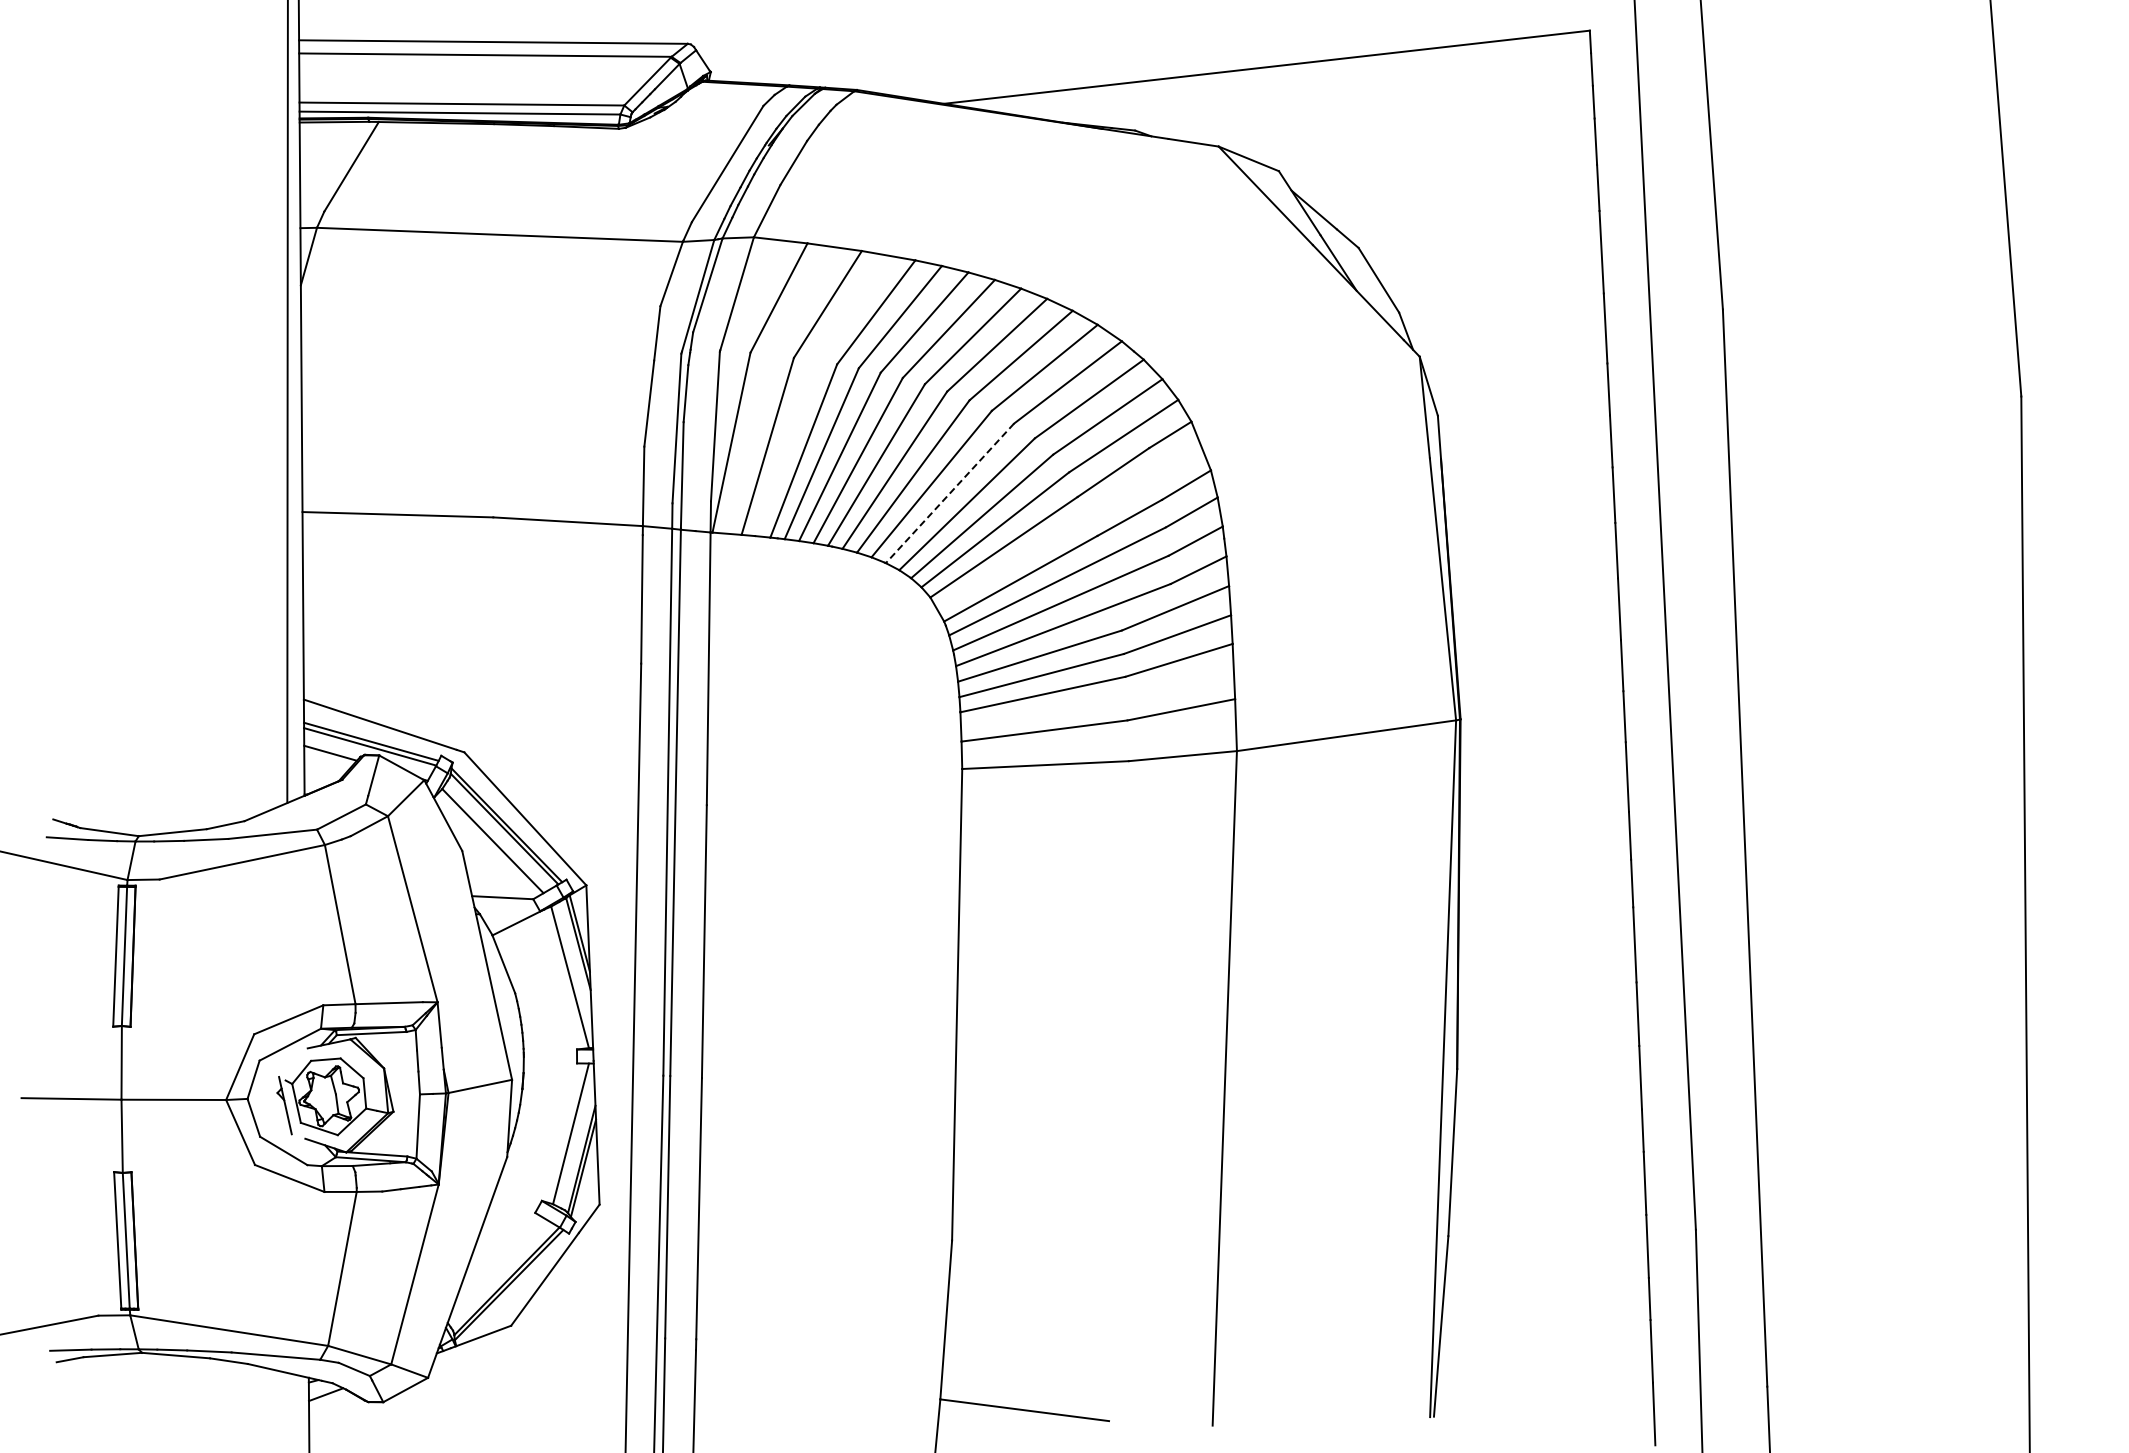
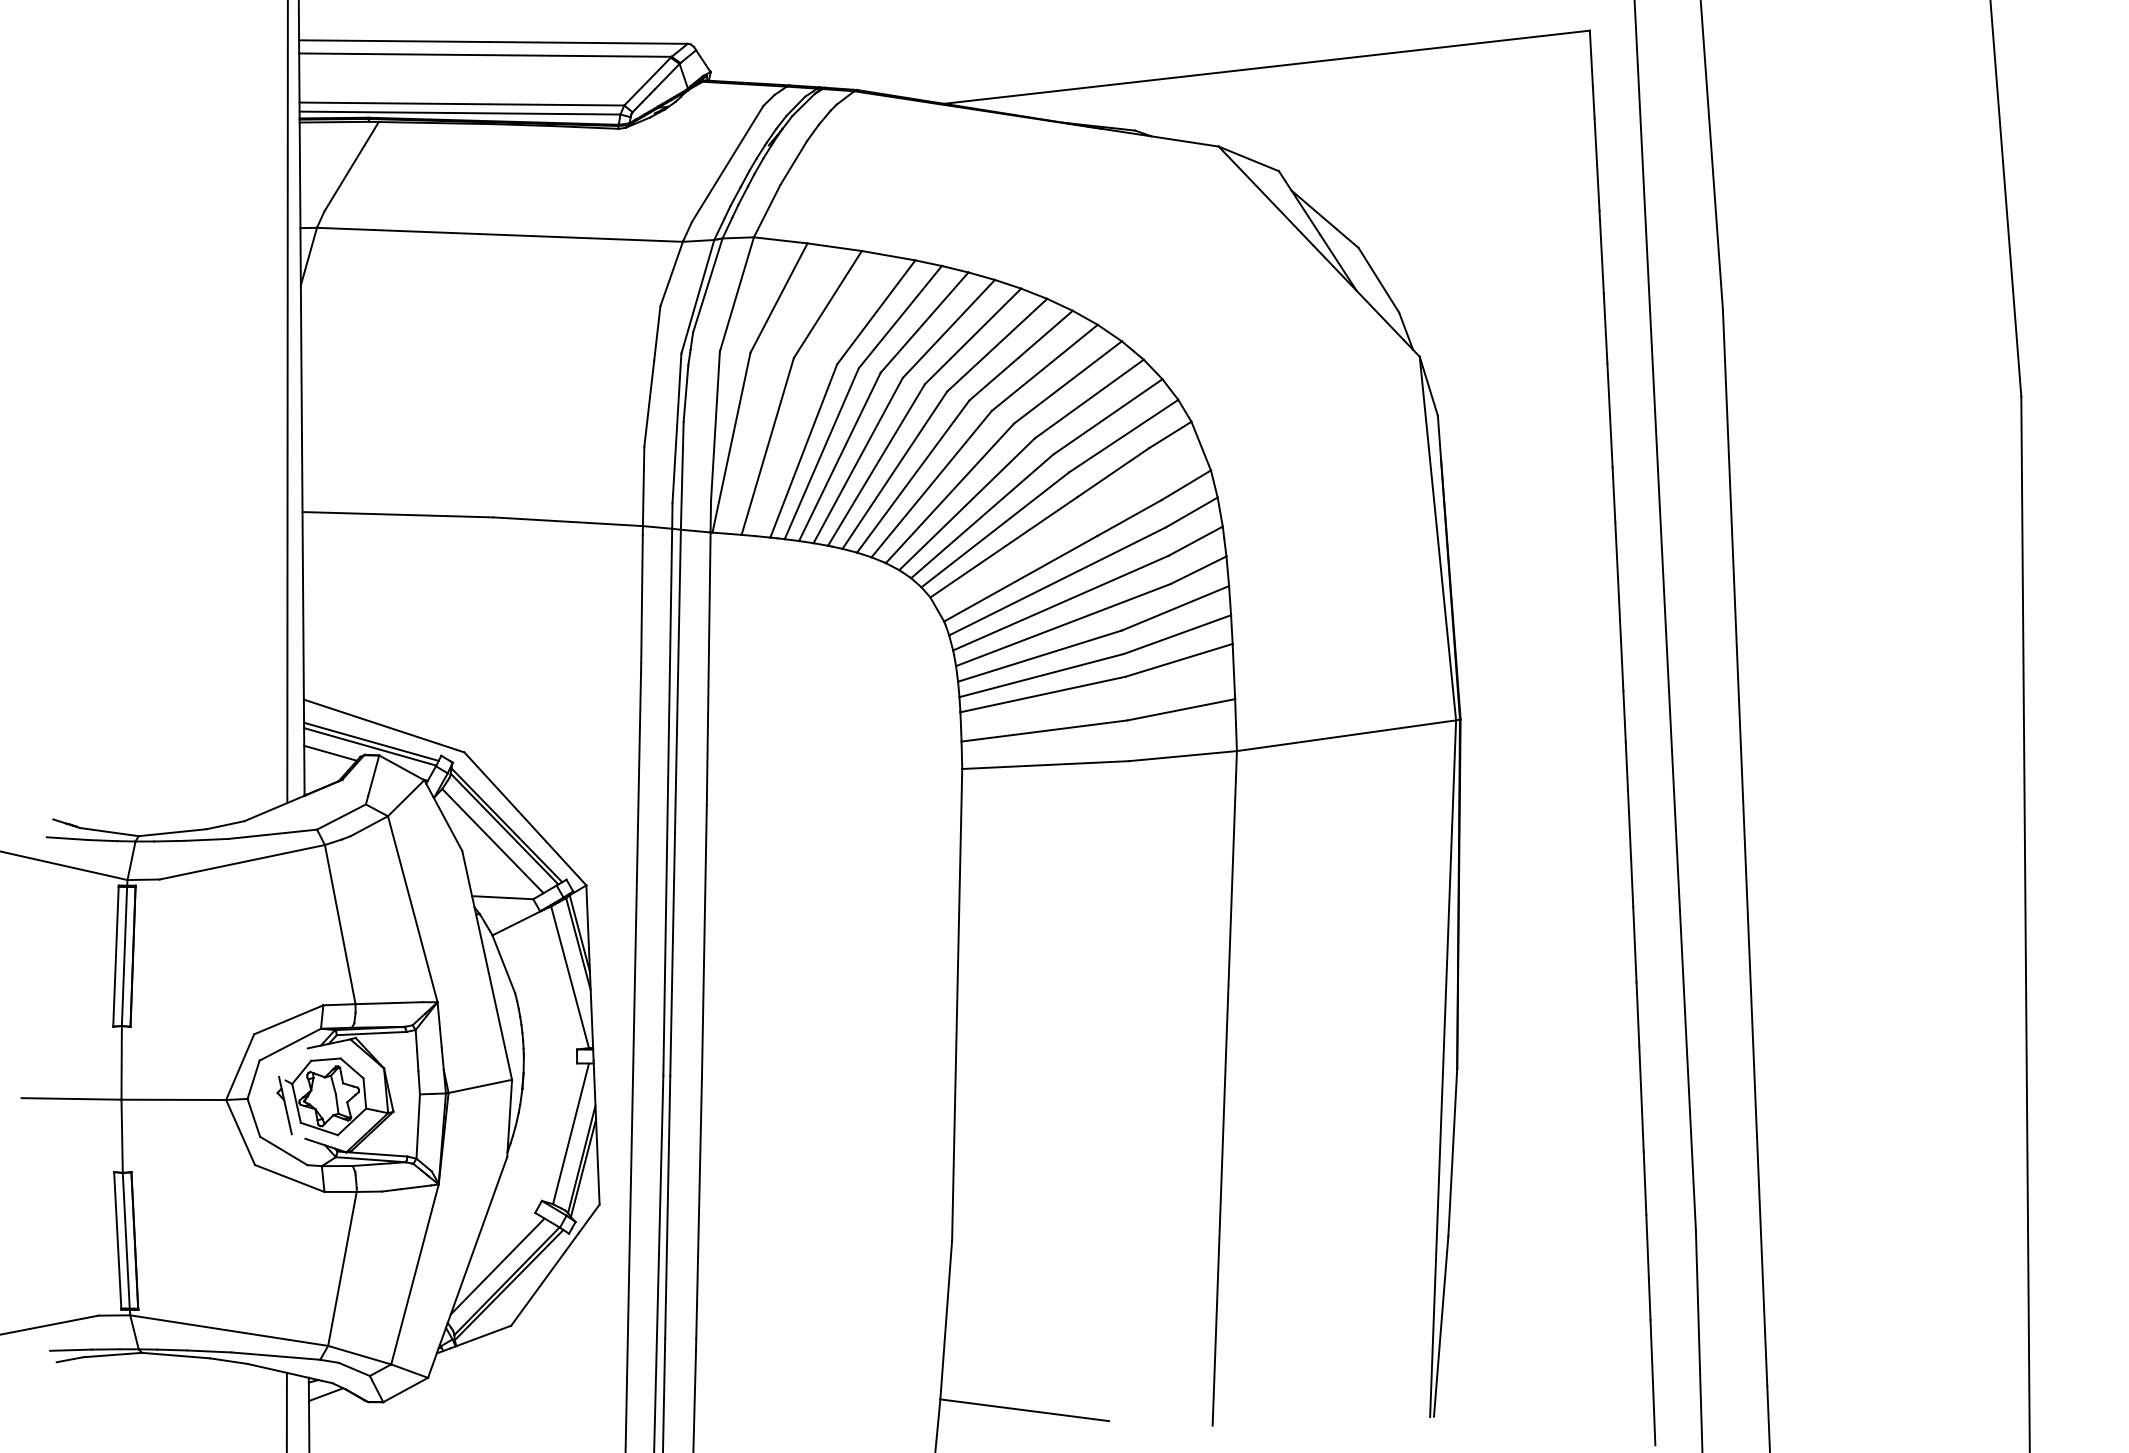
line: dashed -> solid (949, 493)
line: none -> present (497, 1266)
line: none -> present (286, 1410)
